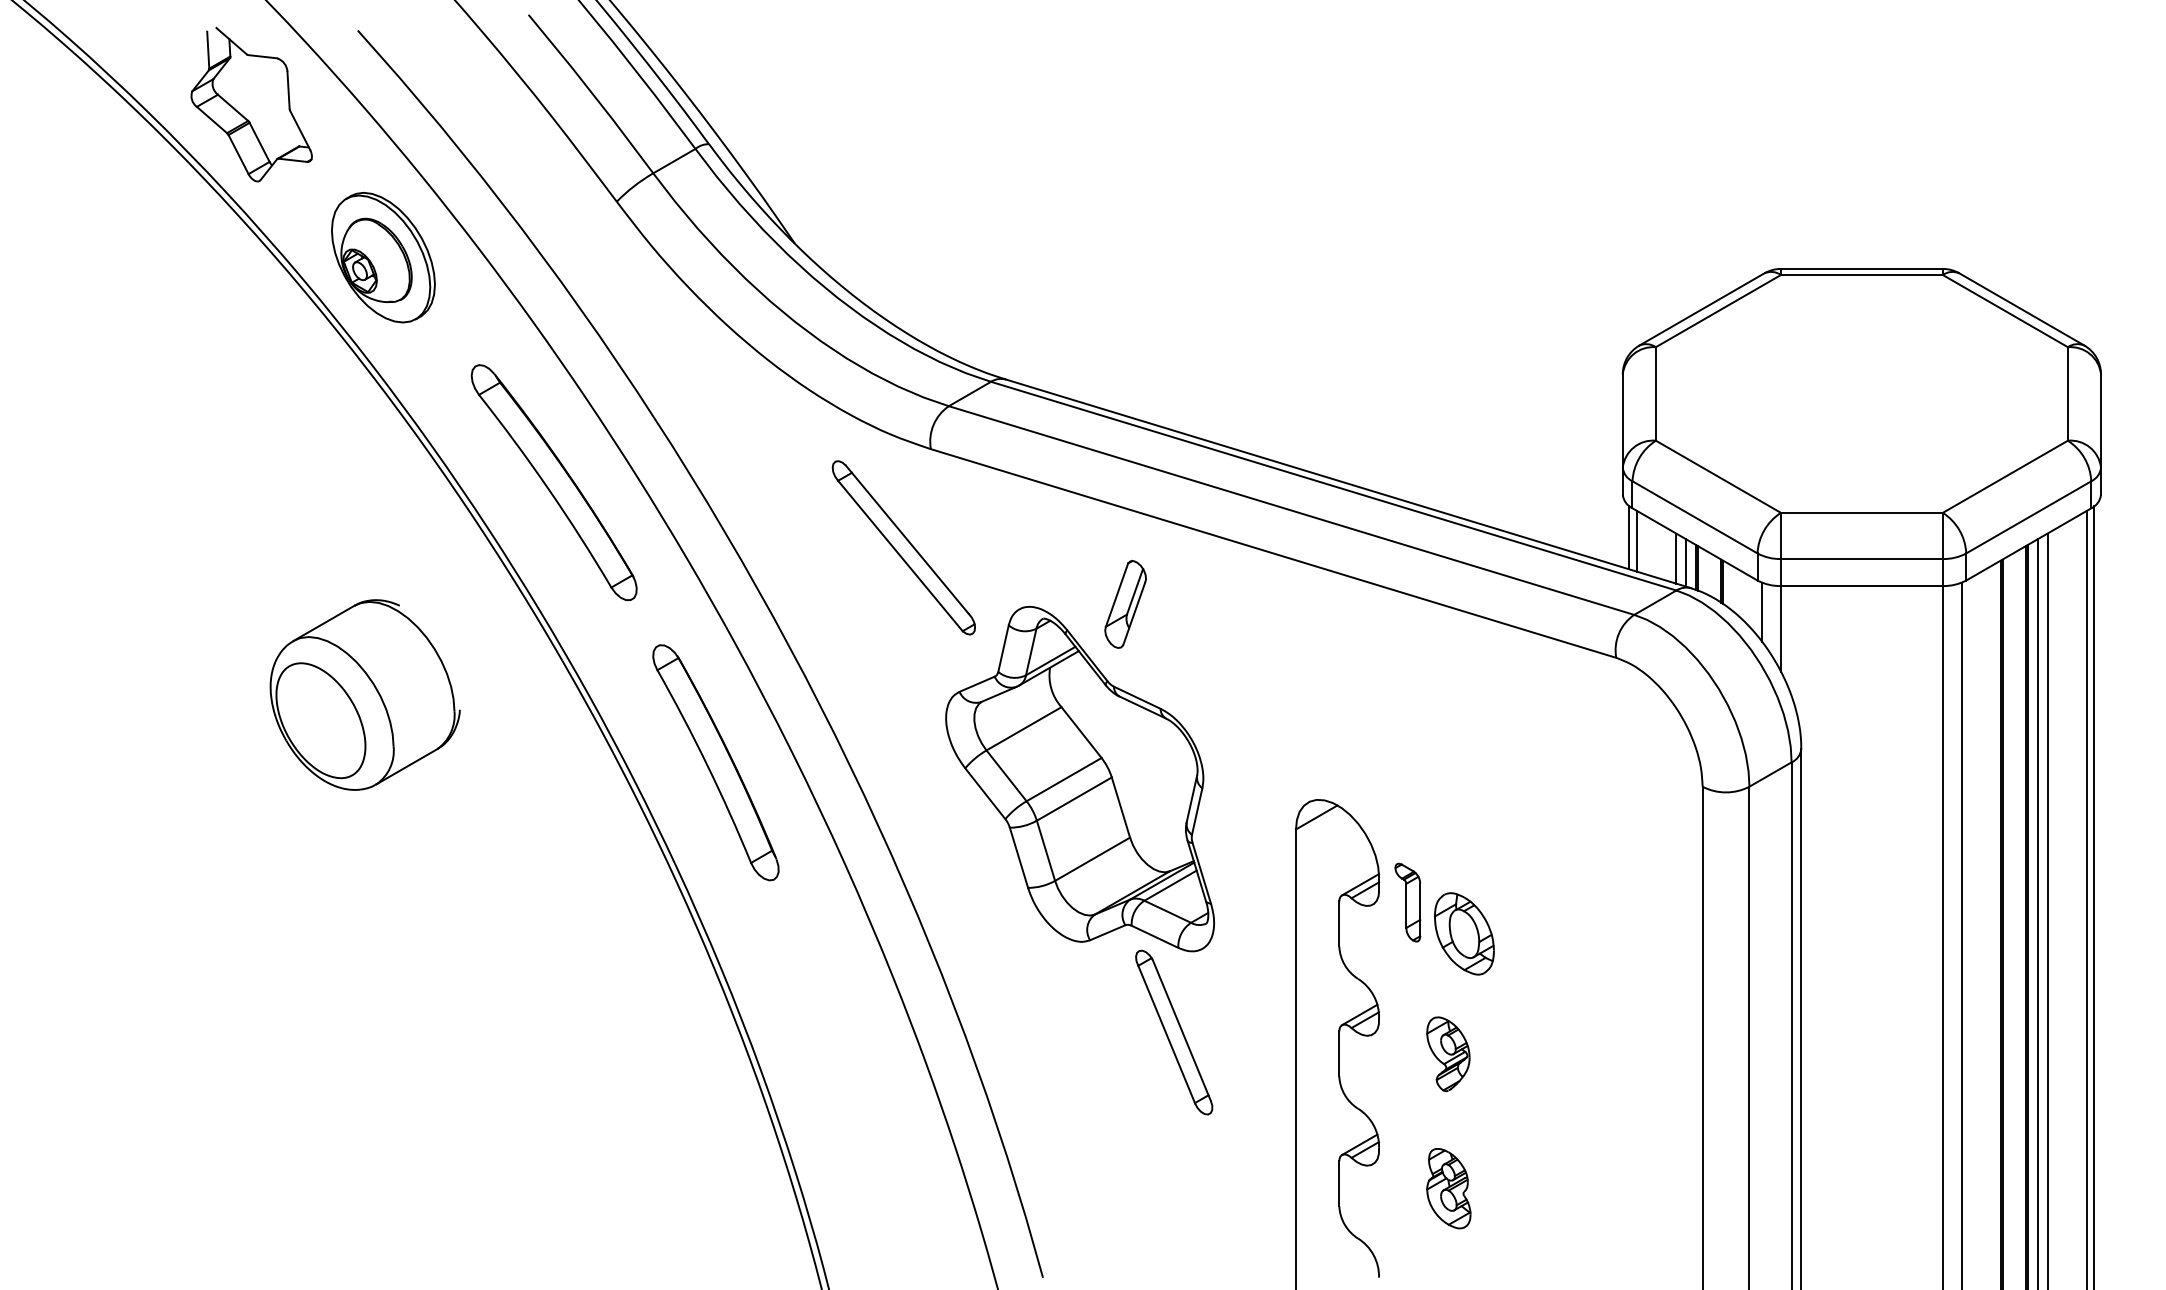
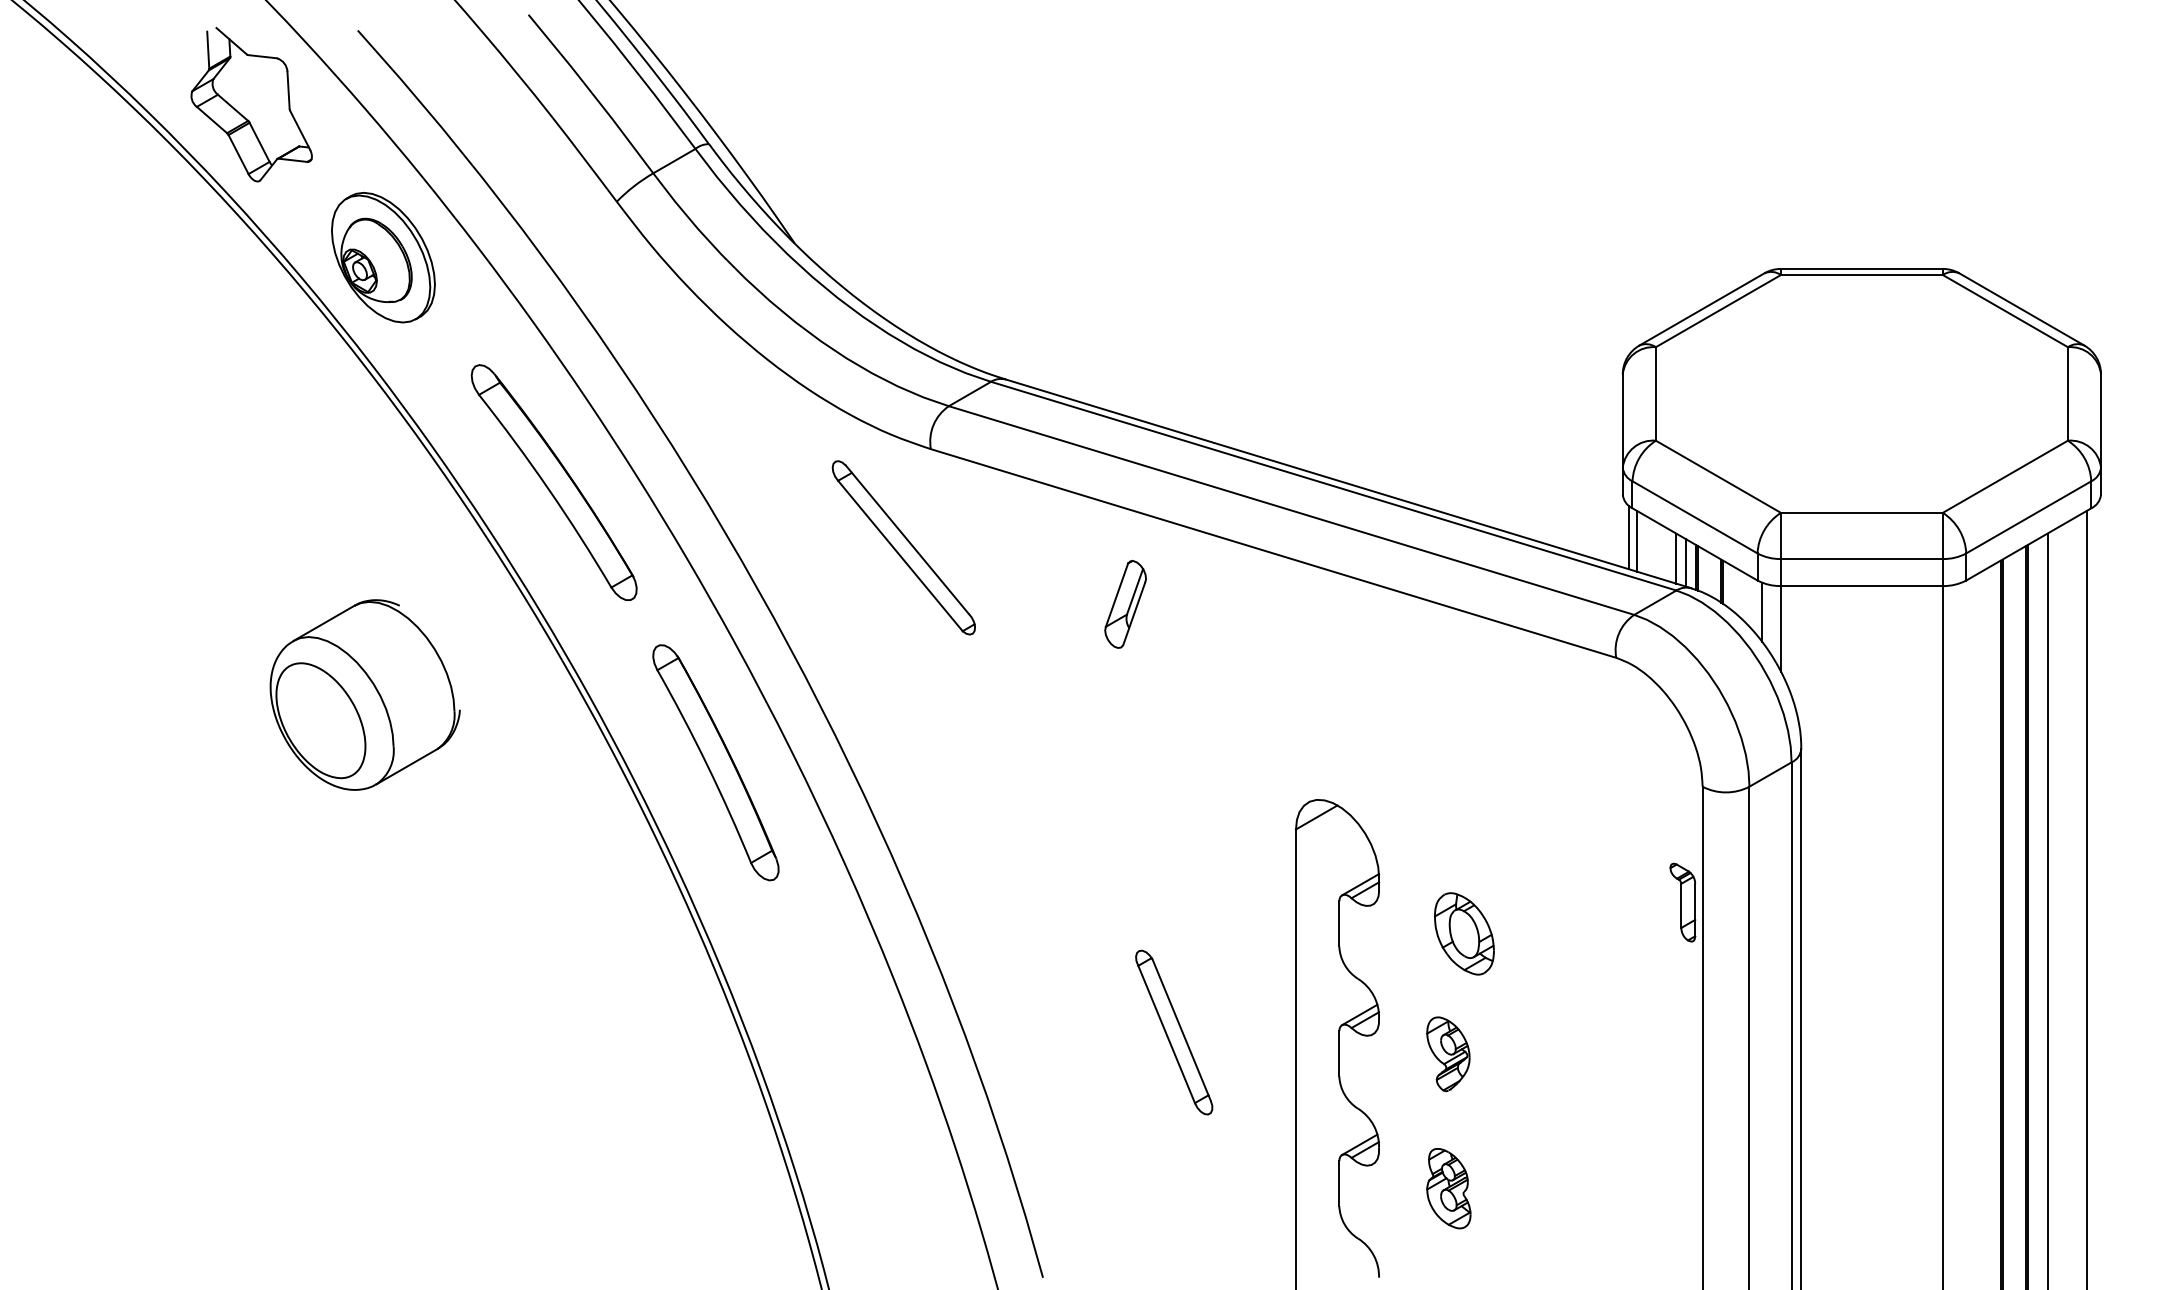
part: present -> none (1079, 778)
line: present -> none (2094, 896)
part position: (1407, 902) -> (1682, 902) (1682, 902)
line: present -> none (2038, 912)
line: present -> none (1961, 934)
